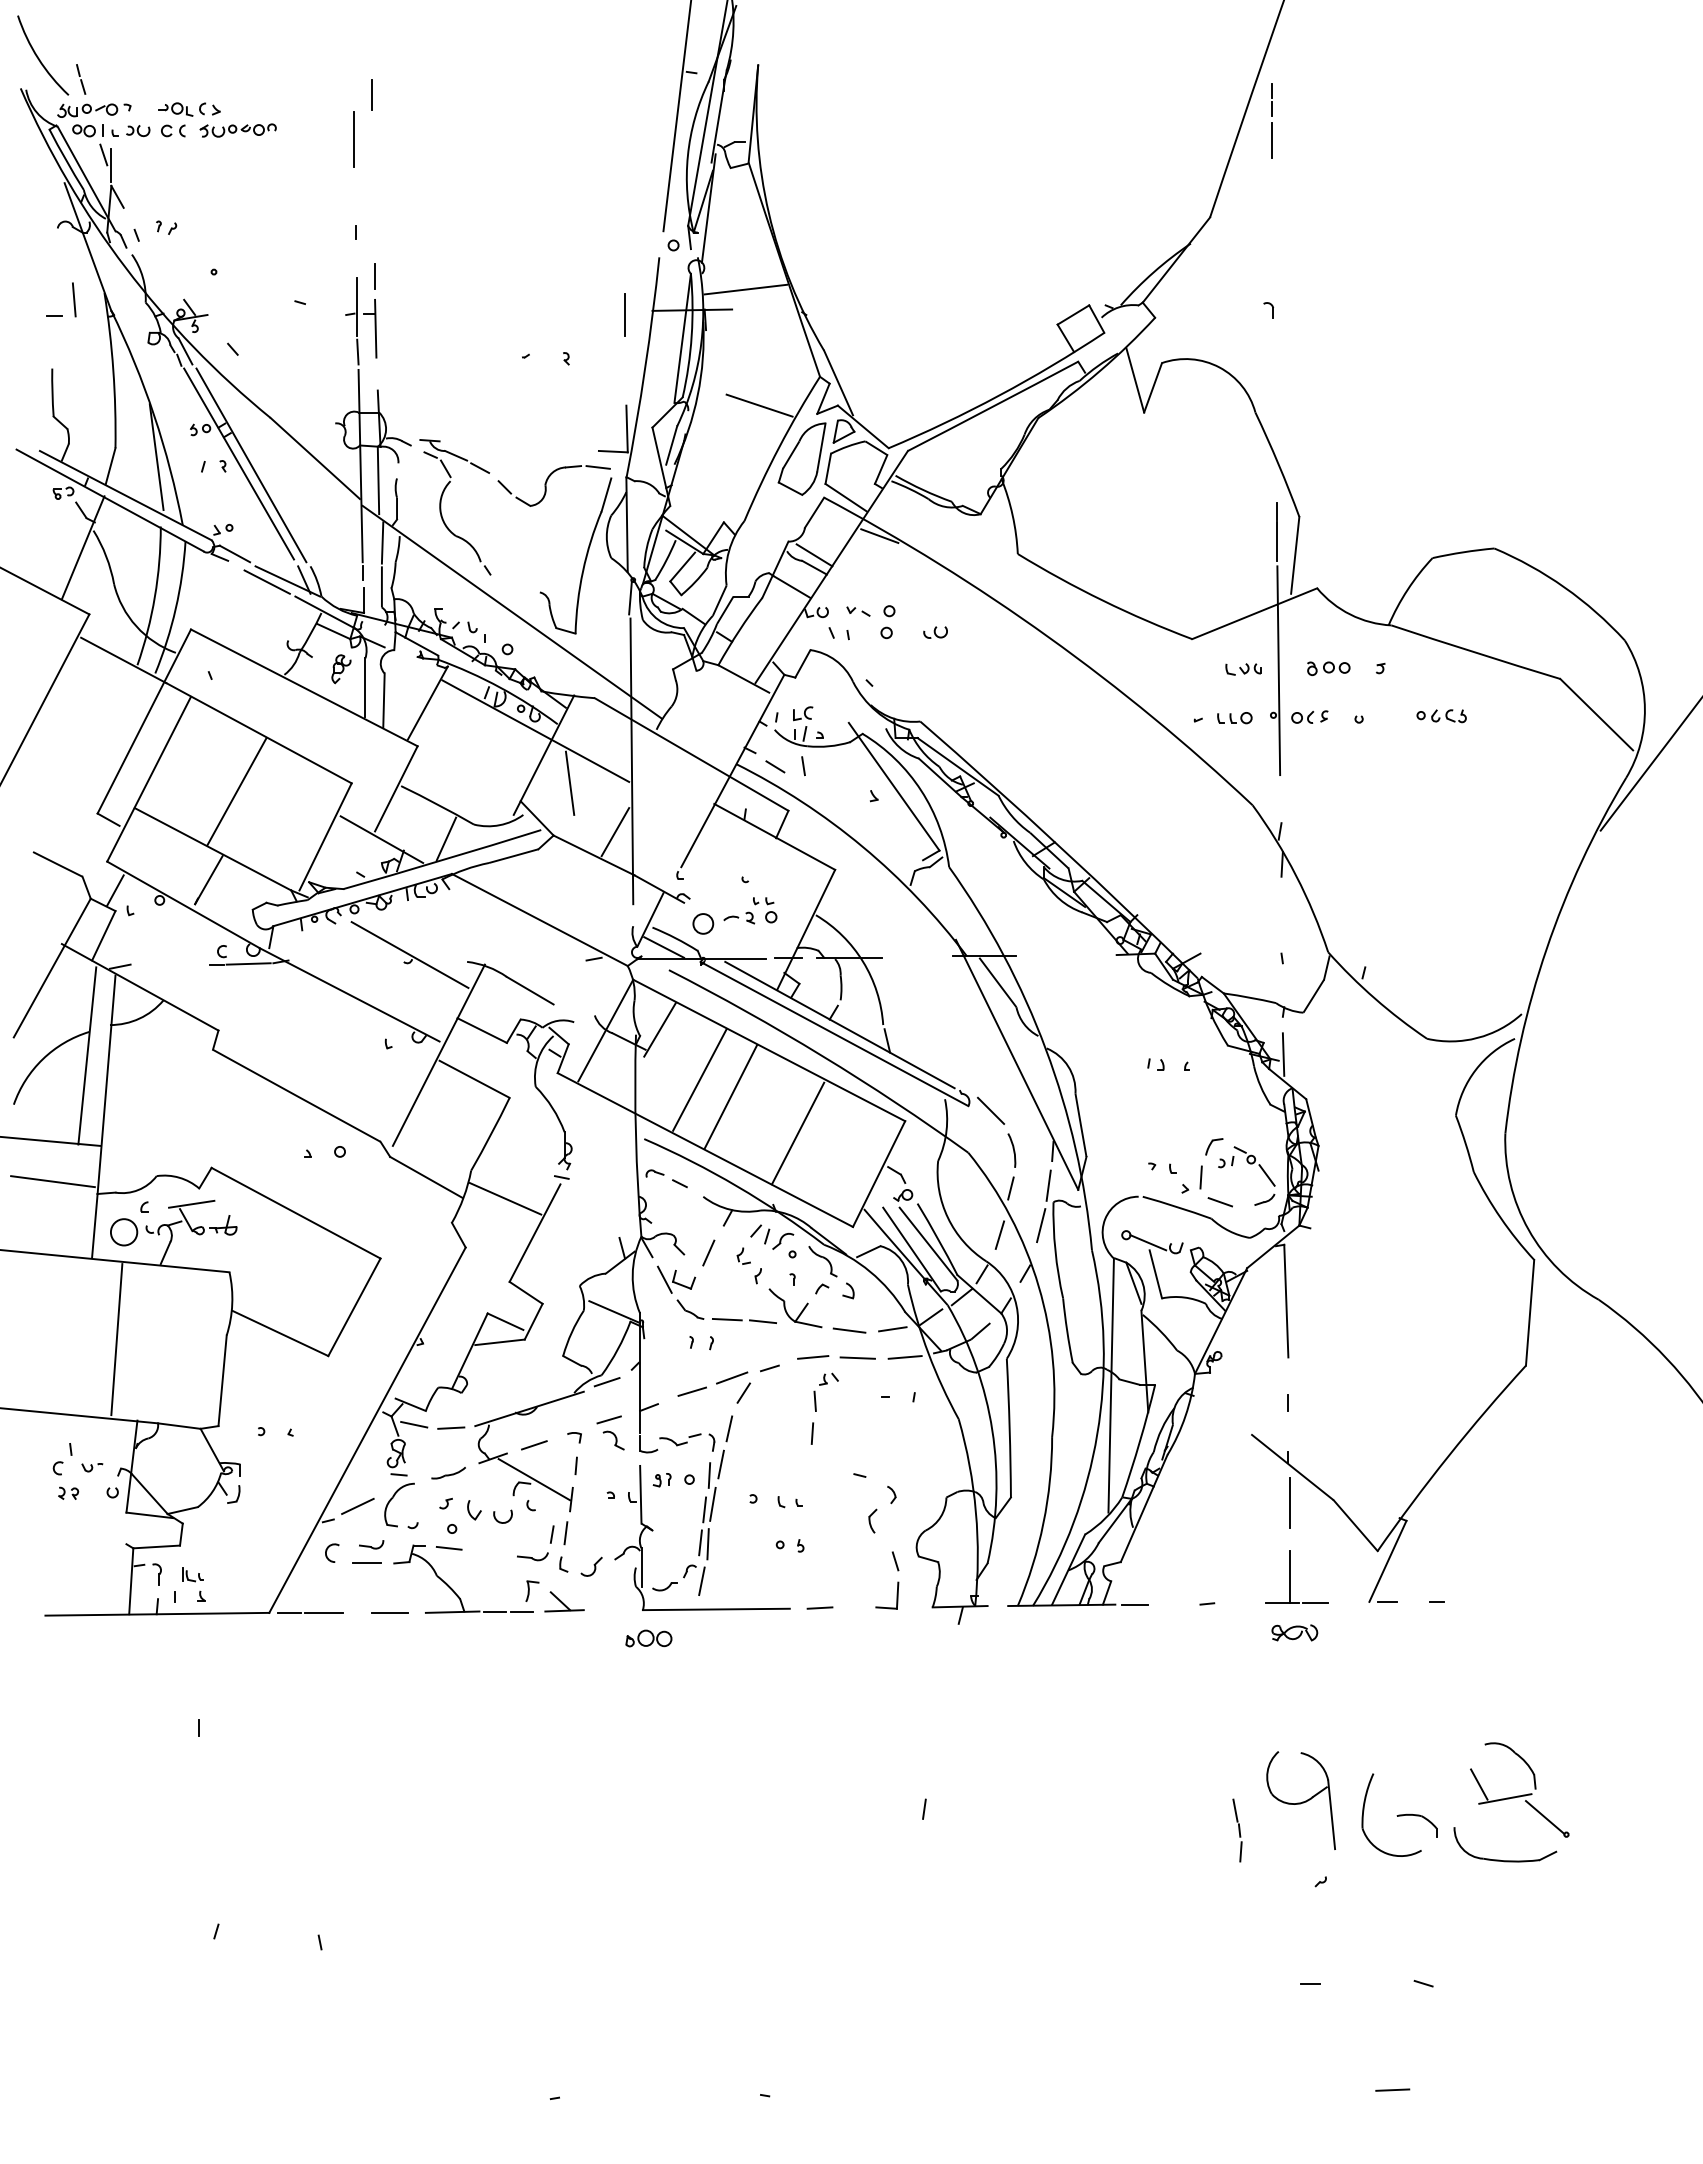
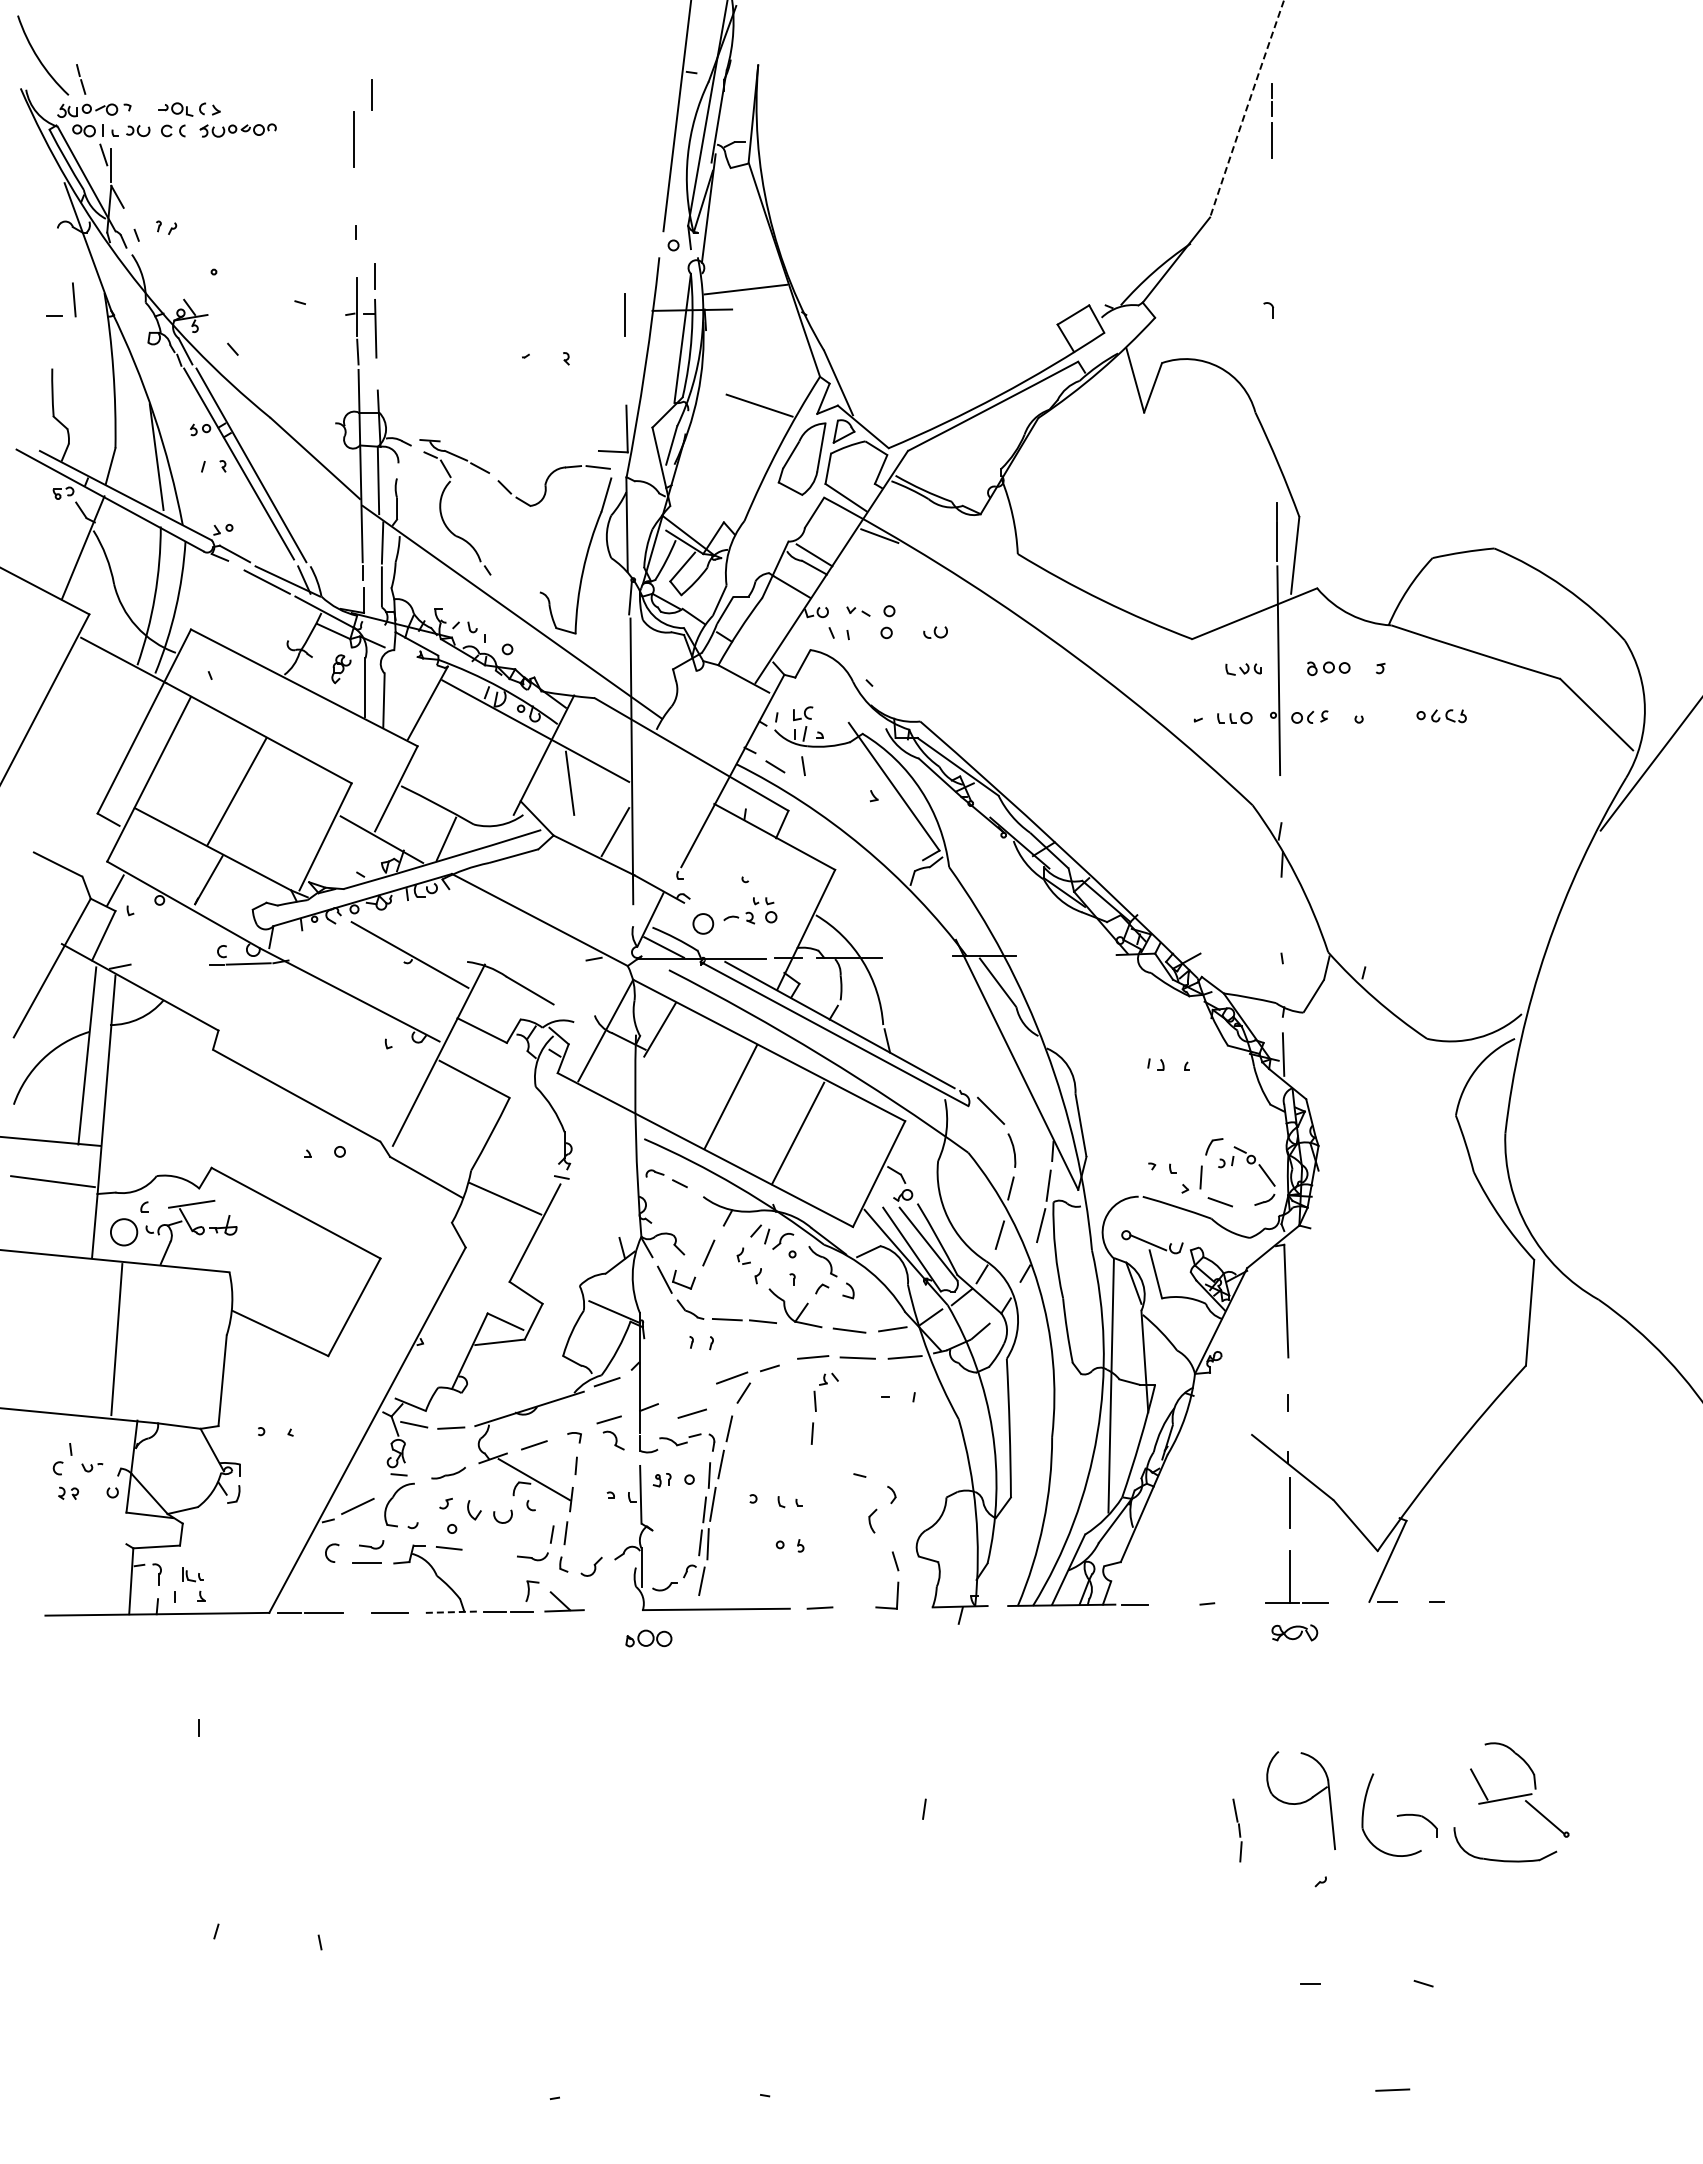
arc: solid -> dashed (1246, 109)
line: present -> none (699, 1079)
line position: (691, 1391) -> (691, 1413) (691, 1413)
line: solid -> dashed (452, 1612)
